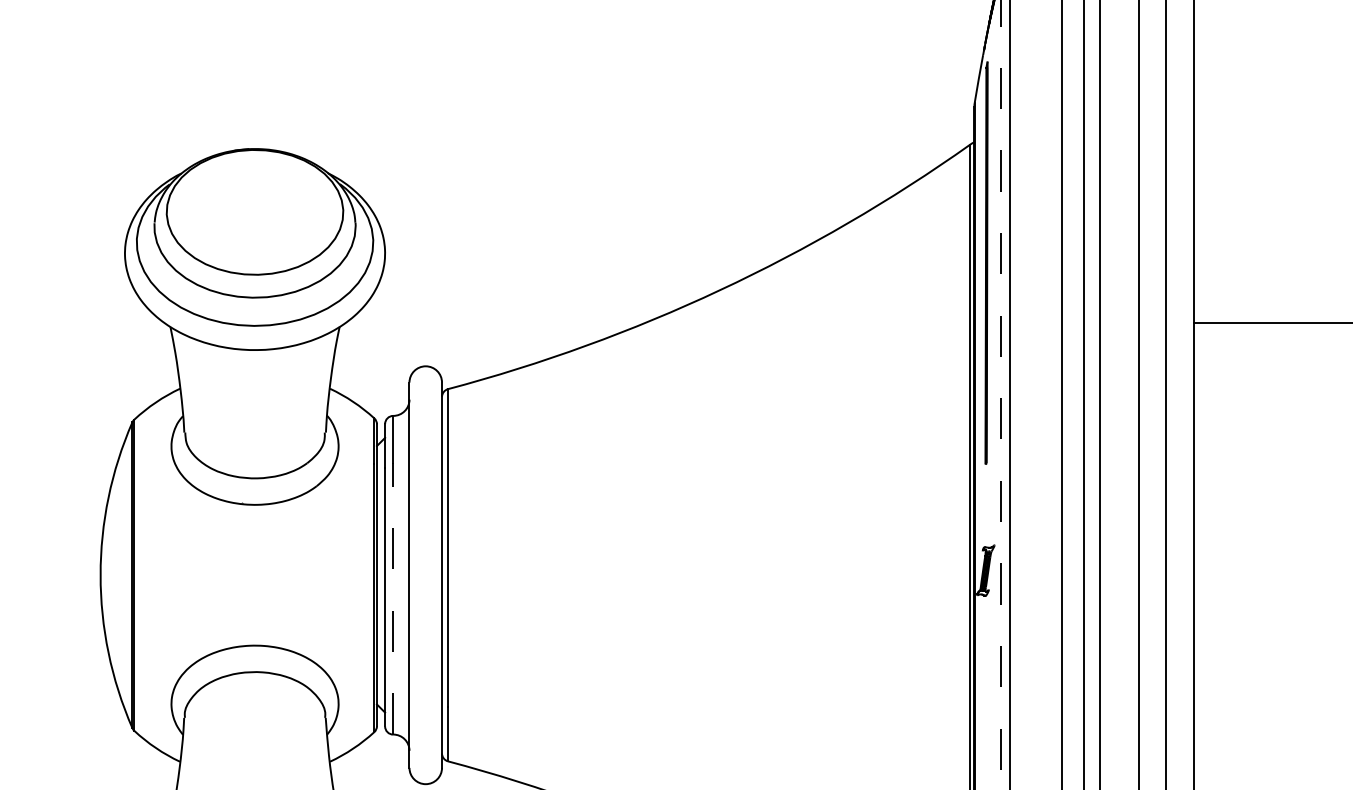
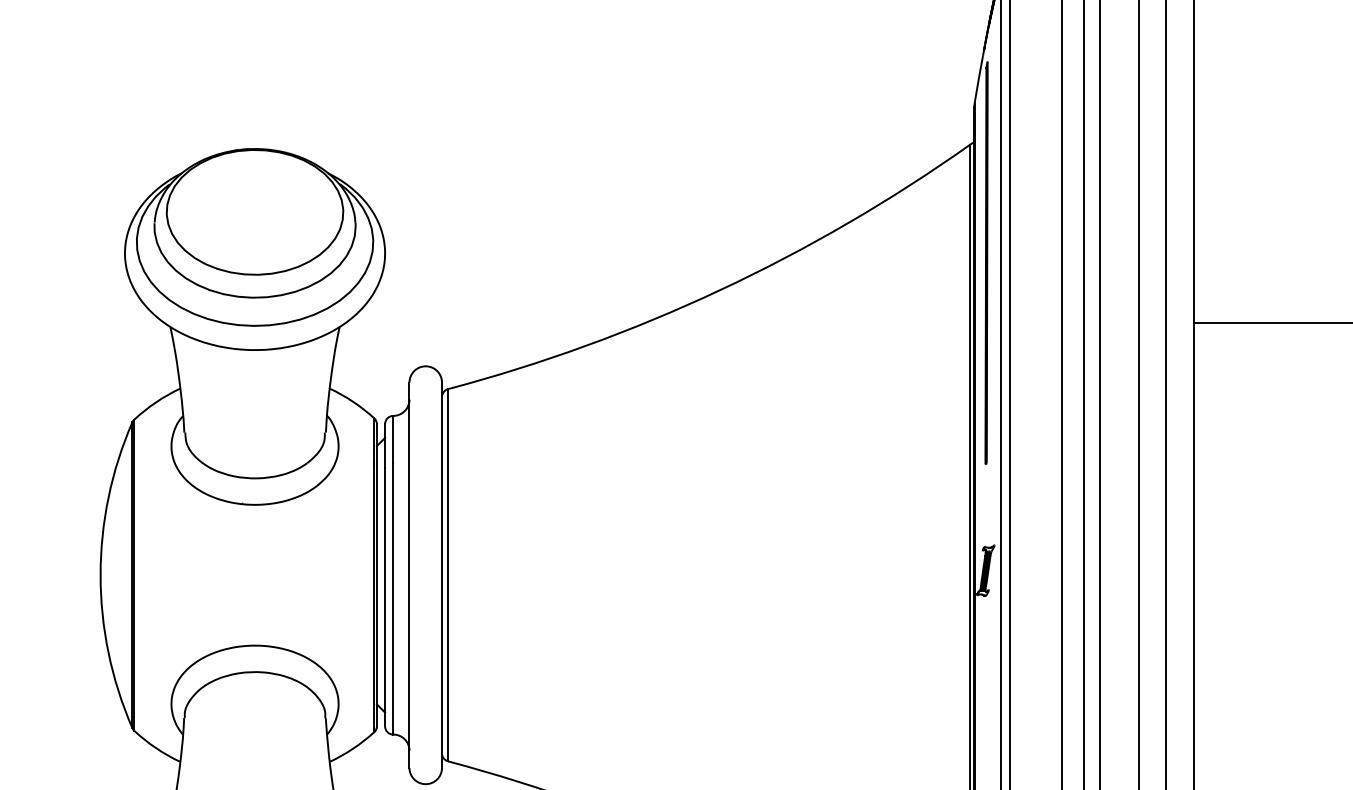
line: dashed -> solid (1000, 394)
line: dashed -> solid (393, 598)
